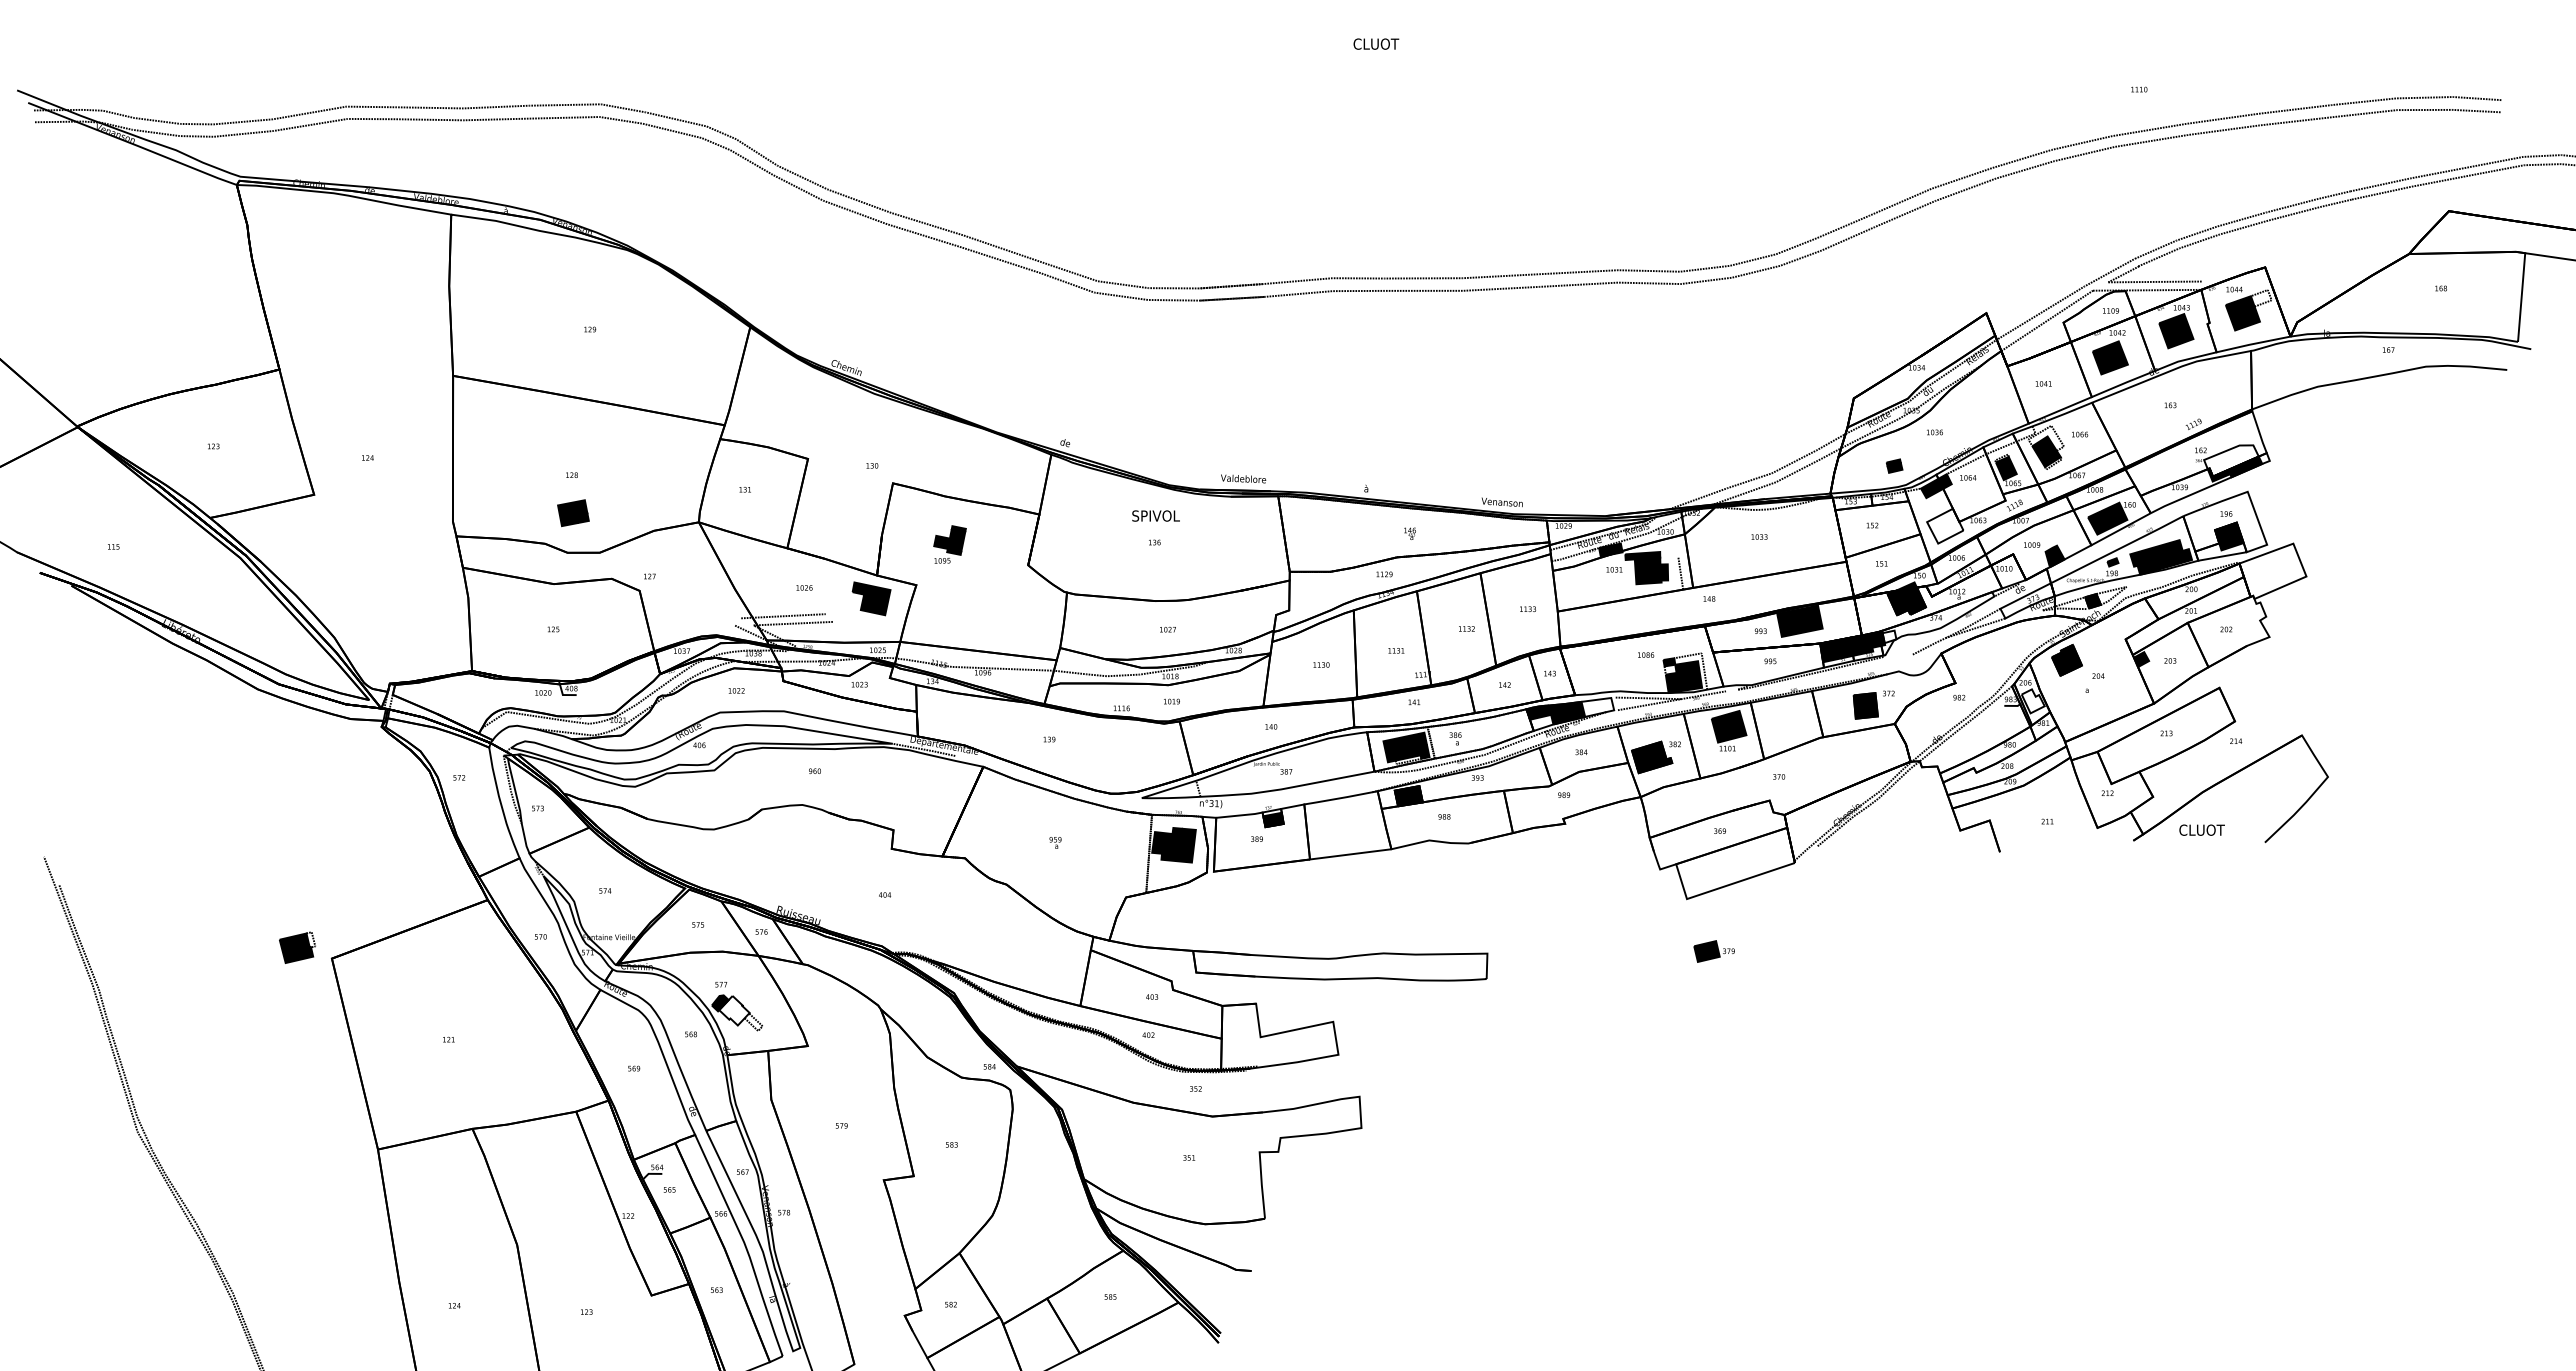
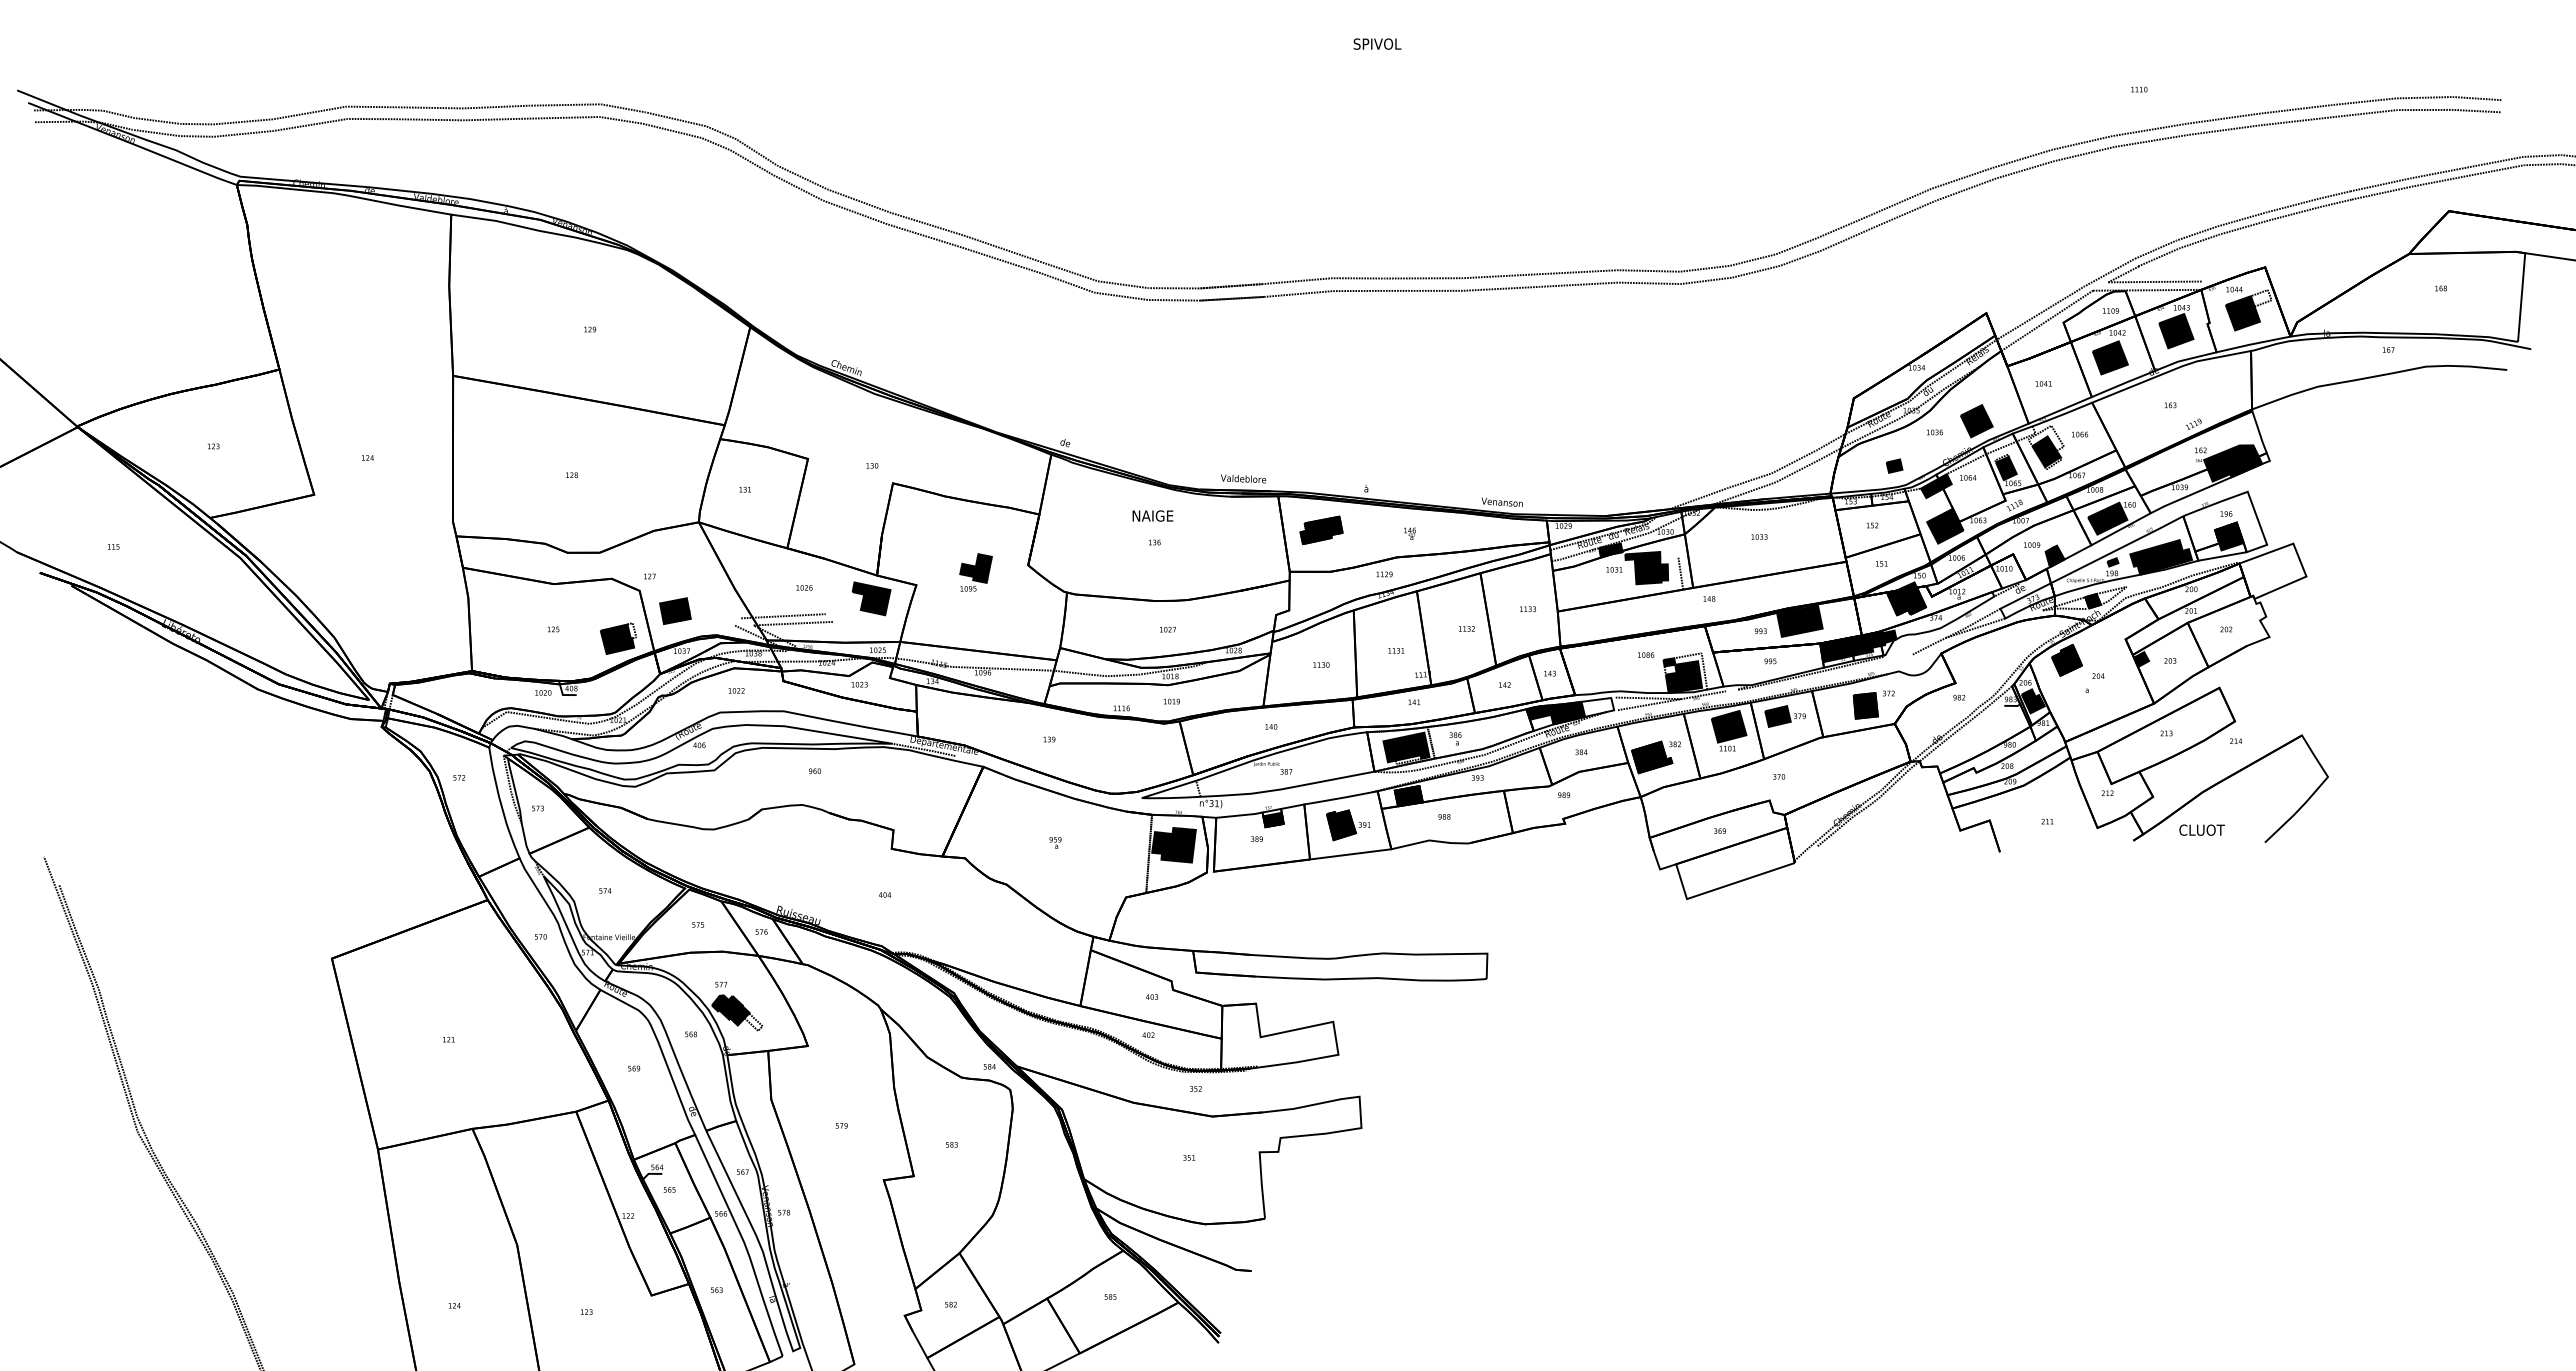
text: CLUOT -> SPIVOL (1377, 43)
part: none -> present (1976, 421)
fill: none -> present (2231, 460)
part position: (573, 513) -> (675, 611) (675, 611)
text: SPIVOL -> NAIGE (1155, 515)
fill: none -> present (1945, 525)
part: none -> present (1321, 530)
part position: (949, 544) -> (975, 572) (975, 572)
fill: none -> present (1889, 636)
fill: none -> present (2032, 701)
part: none -> present (1348, 825)
part position: (297, 947) -> (618, 638) (618, 638)
part position: (1713, 951) -> (1784, 716) (1784, 716)
fill: none -> present (734, 1010)
